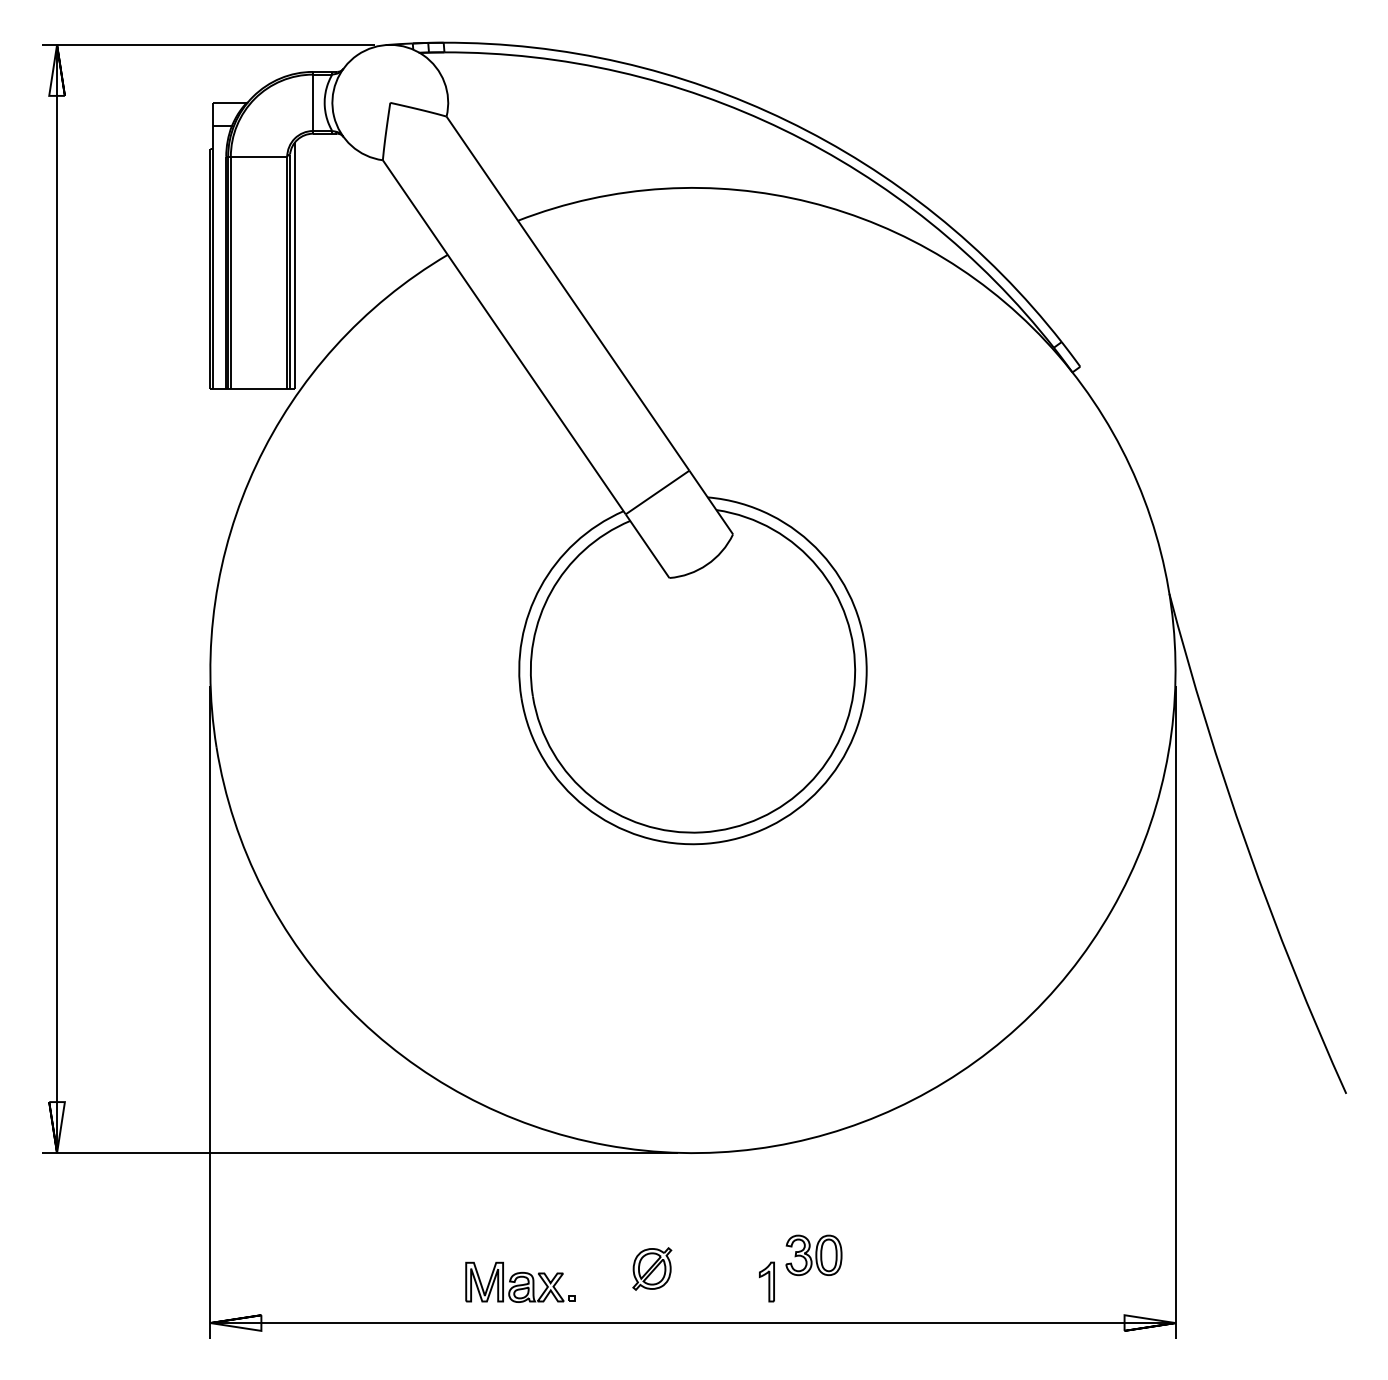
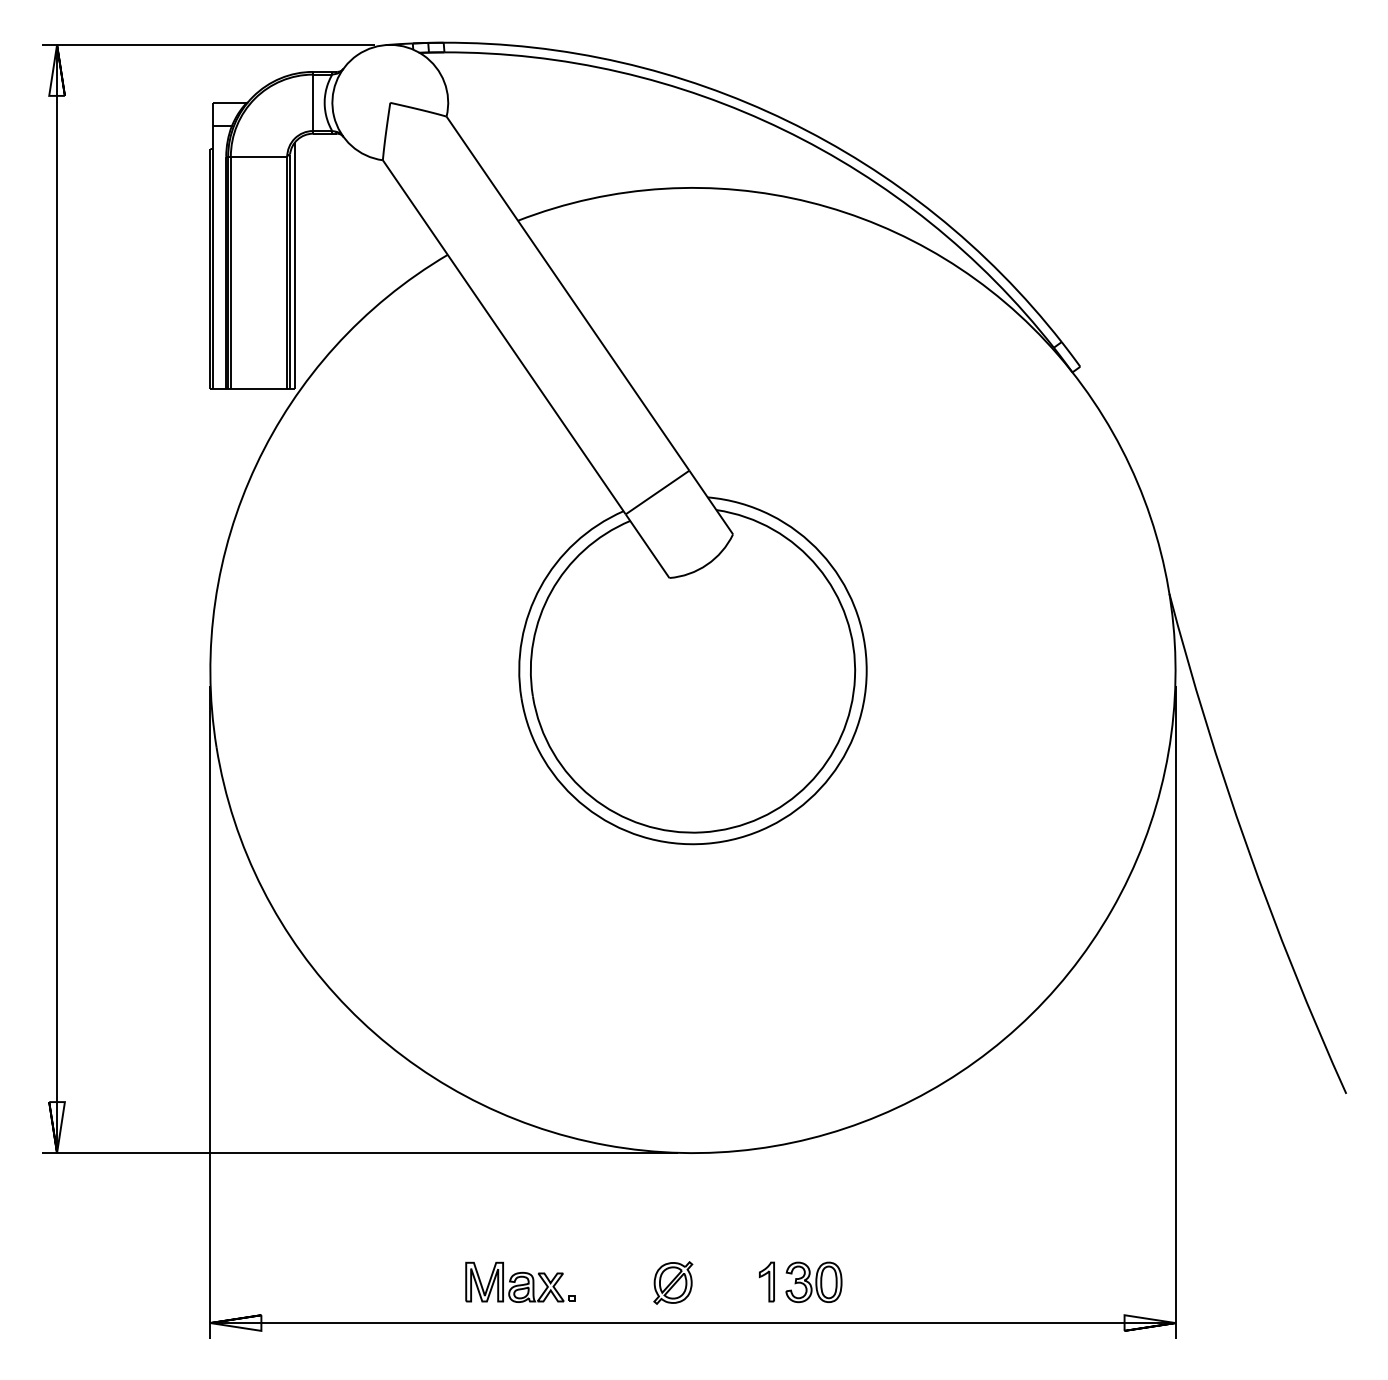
part position: (813, 1255) -> (813, 1282) (813, 1282)
part position: (652, 1268) -> (673, 1282) (673, 1282)
